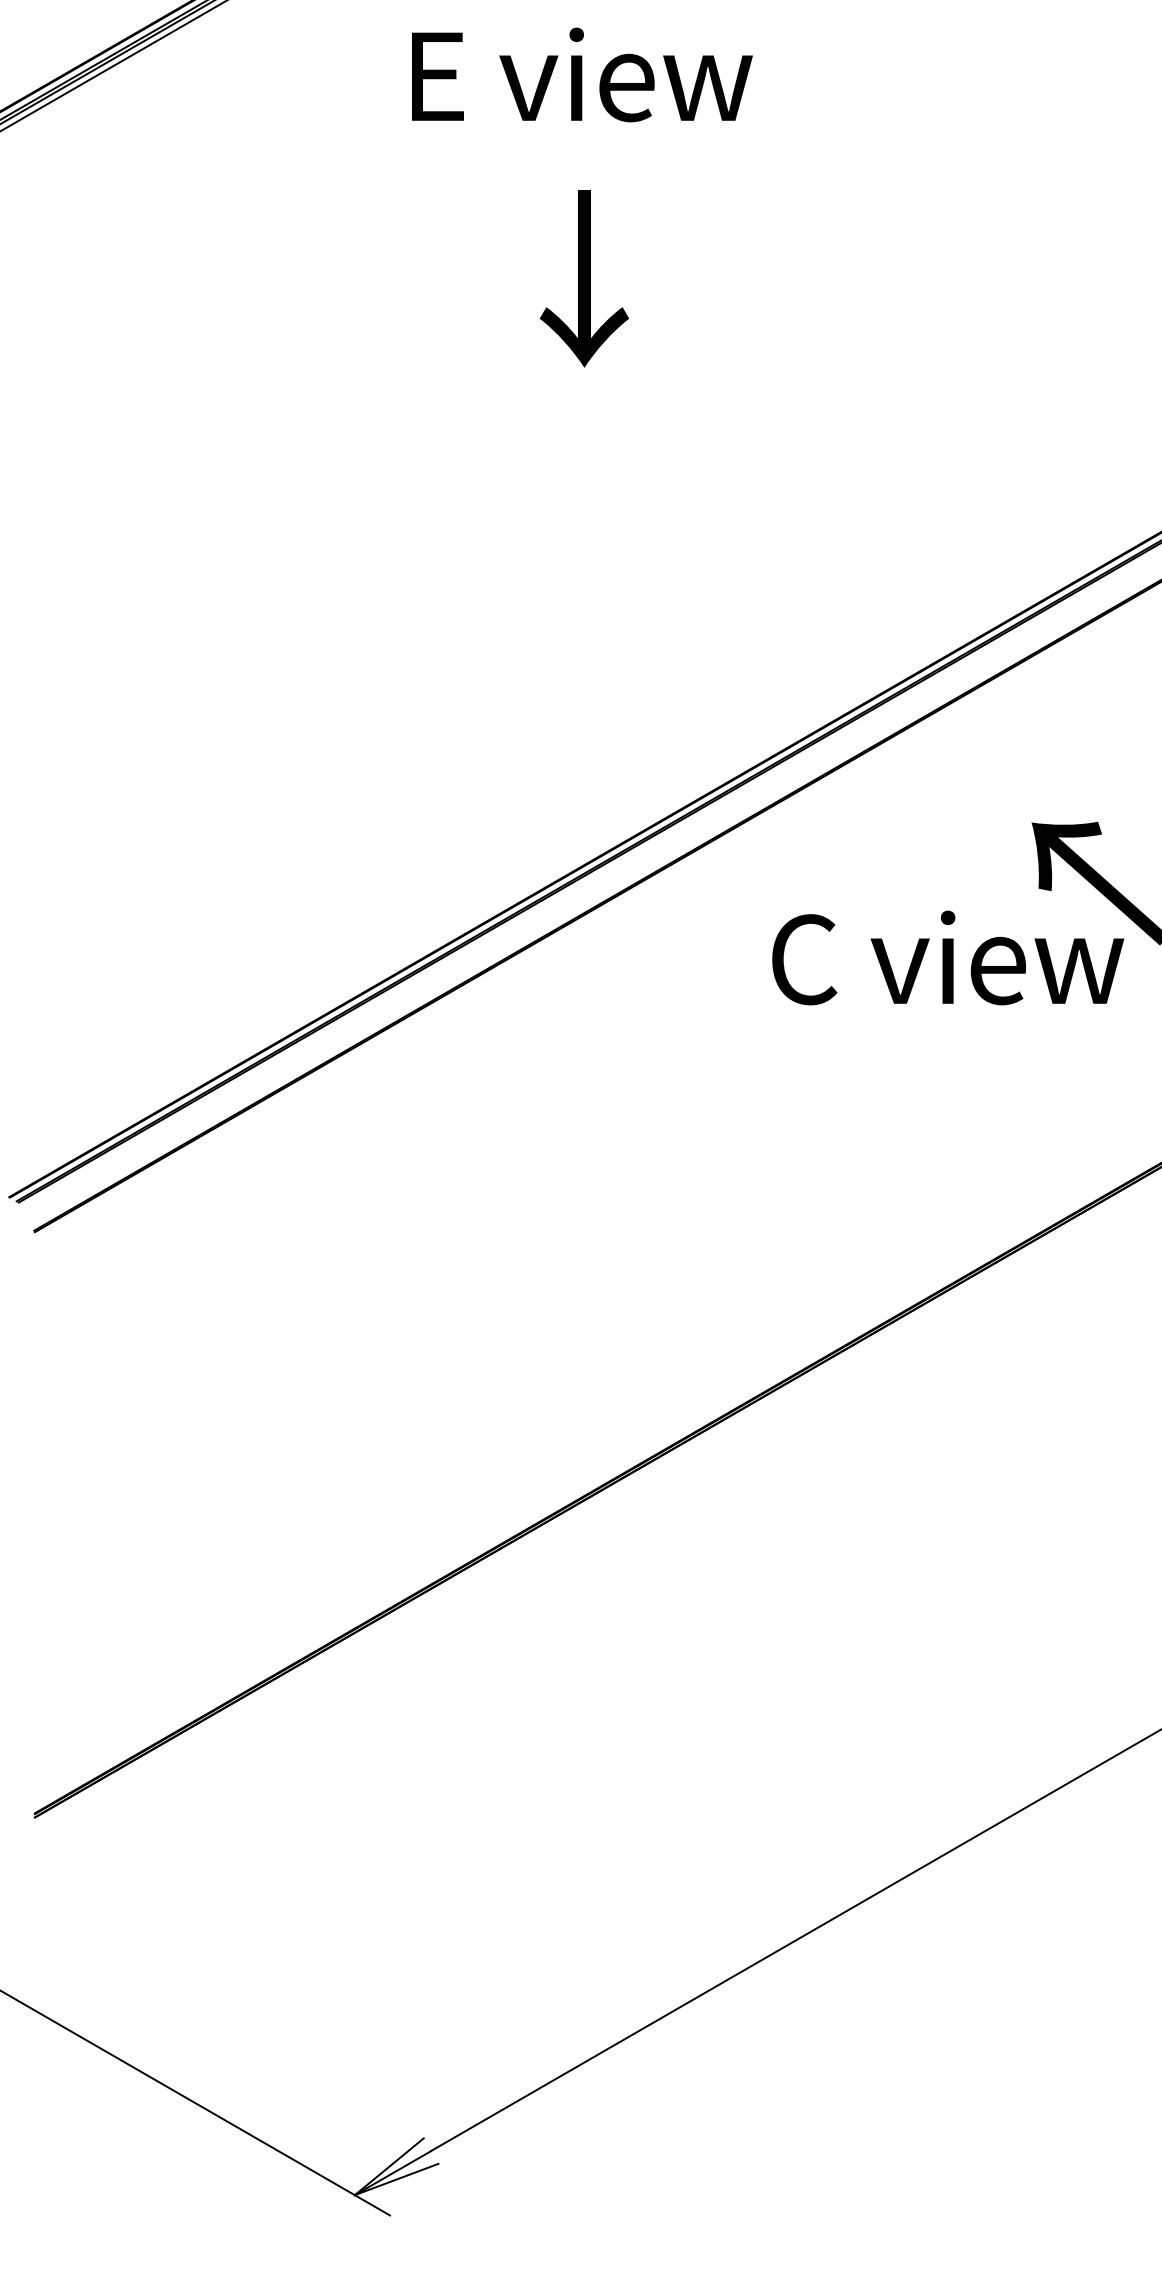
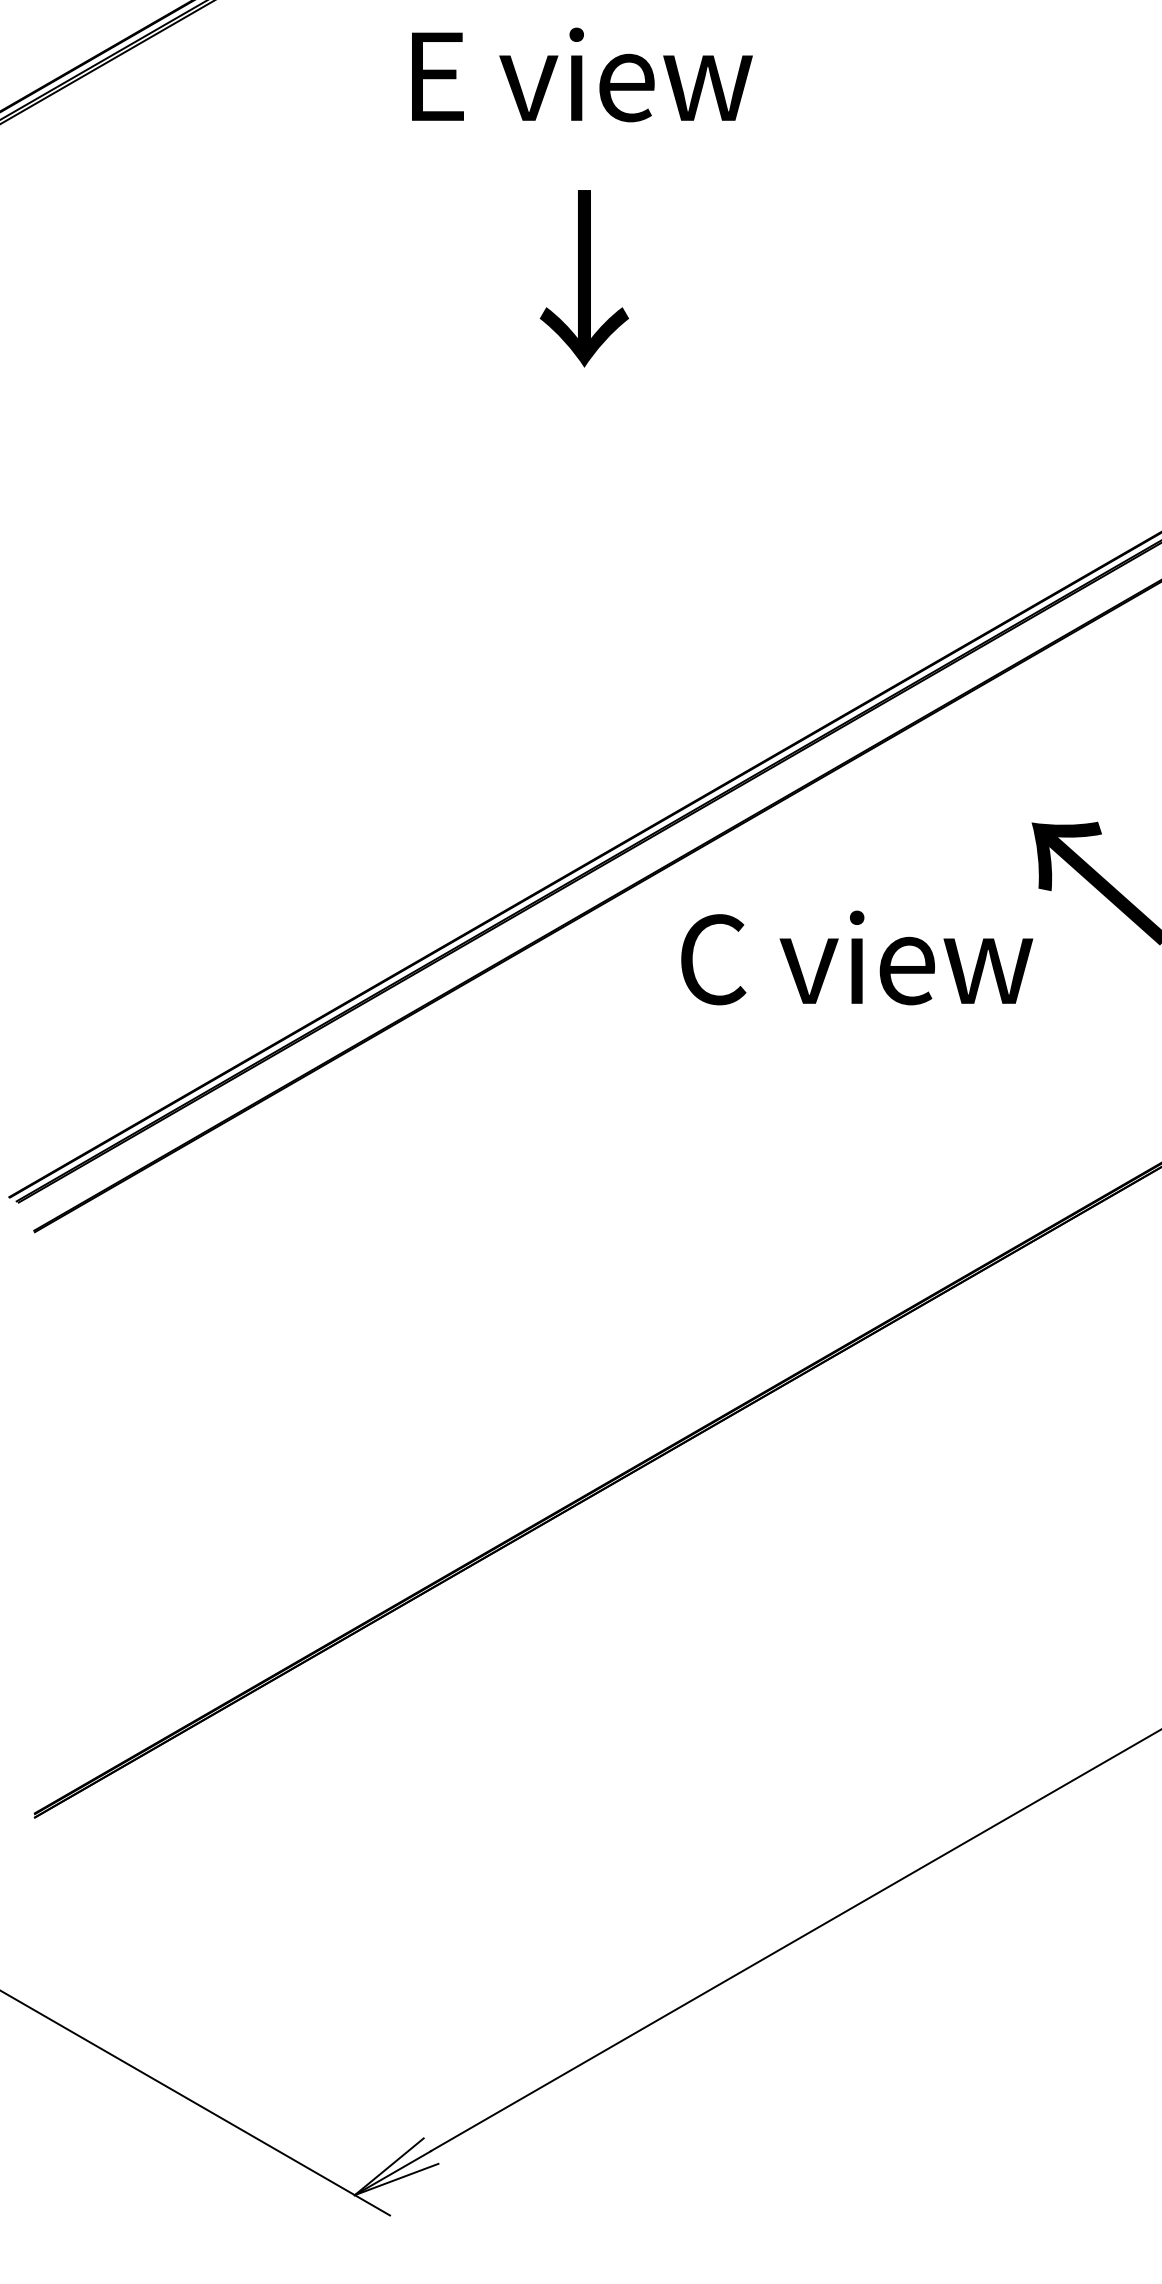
line: present -> none (113, 66)
text position: (948, 957) -> (857, 957) (857, 957)
